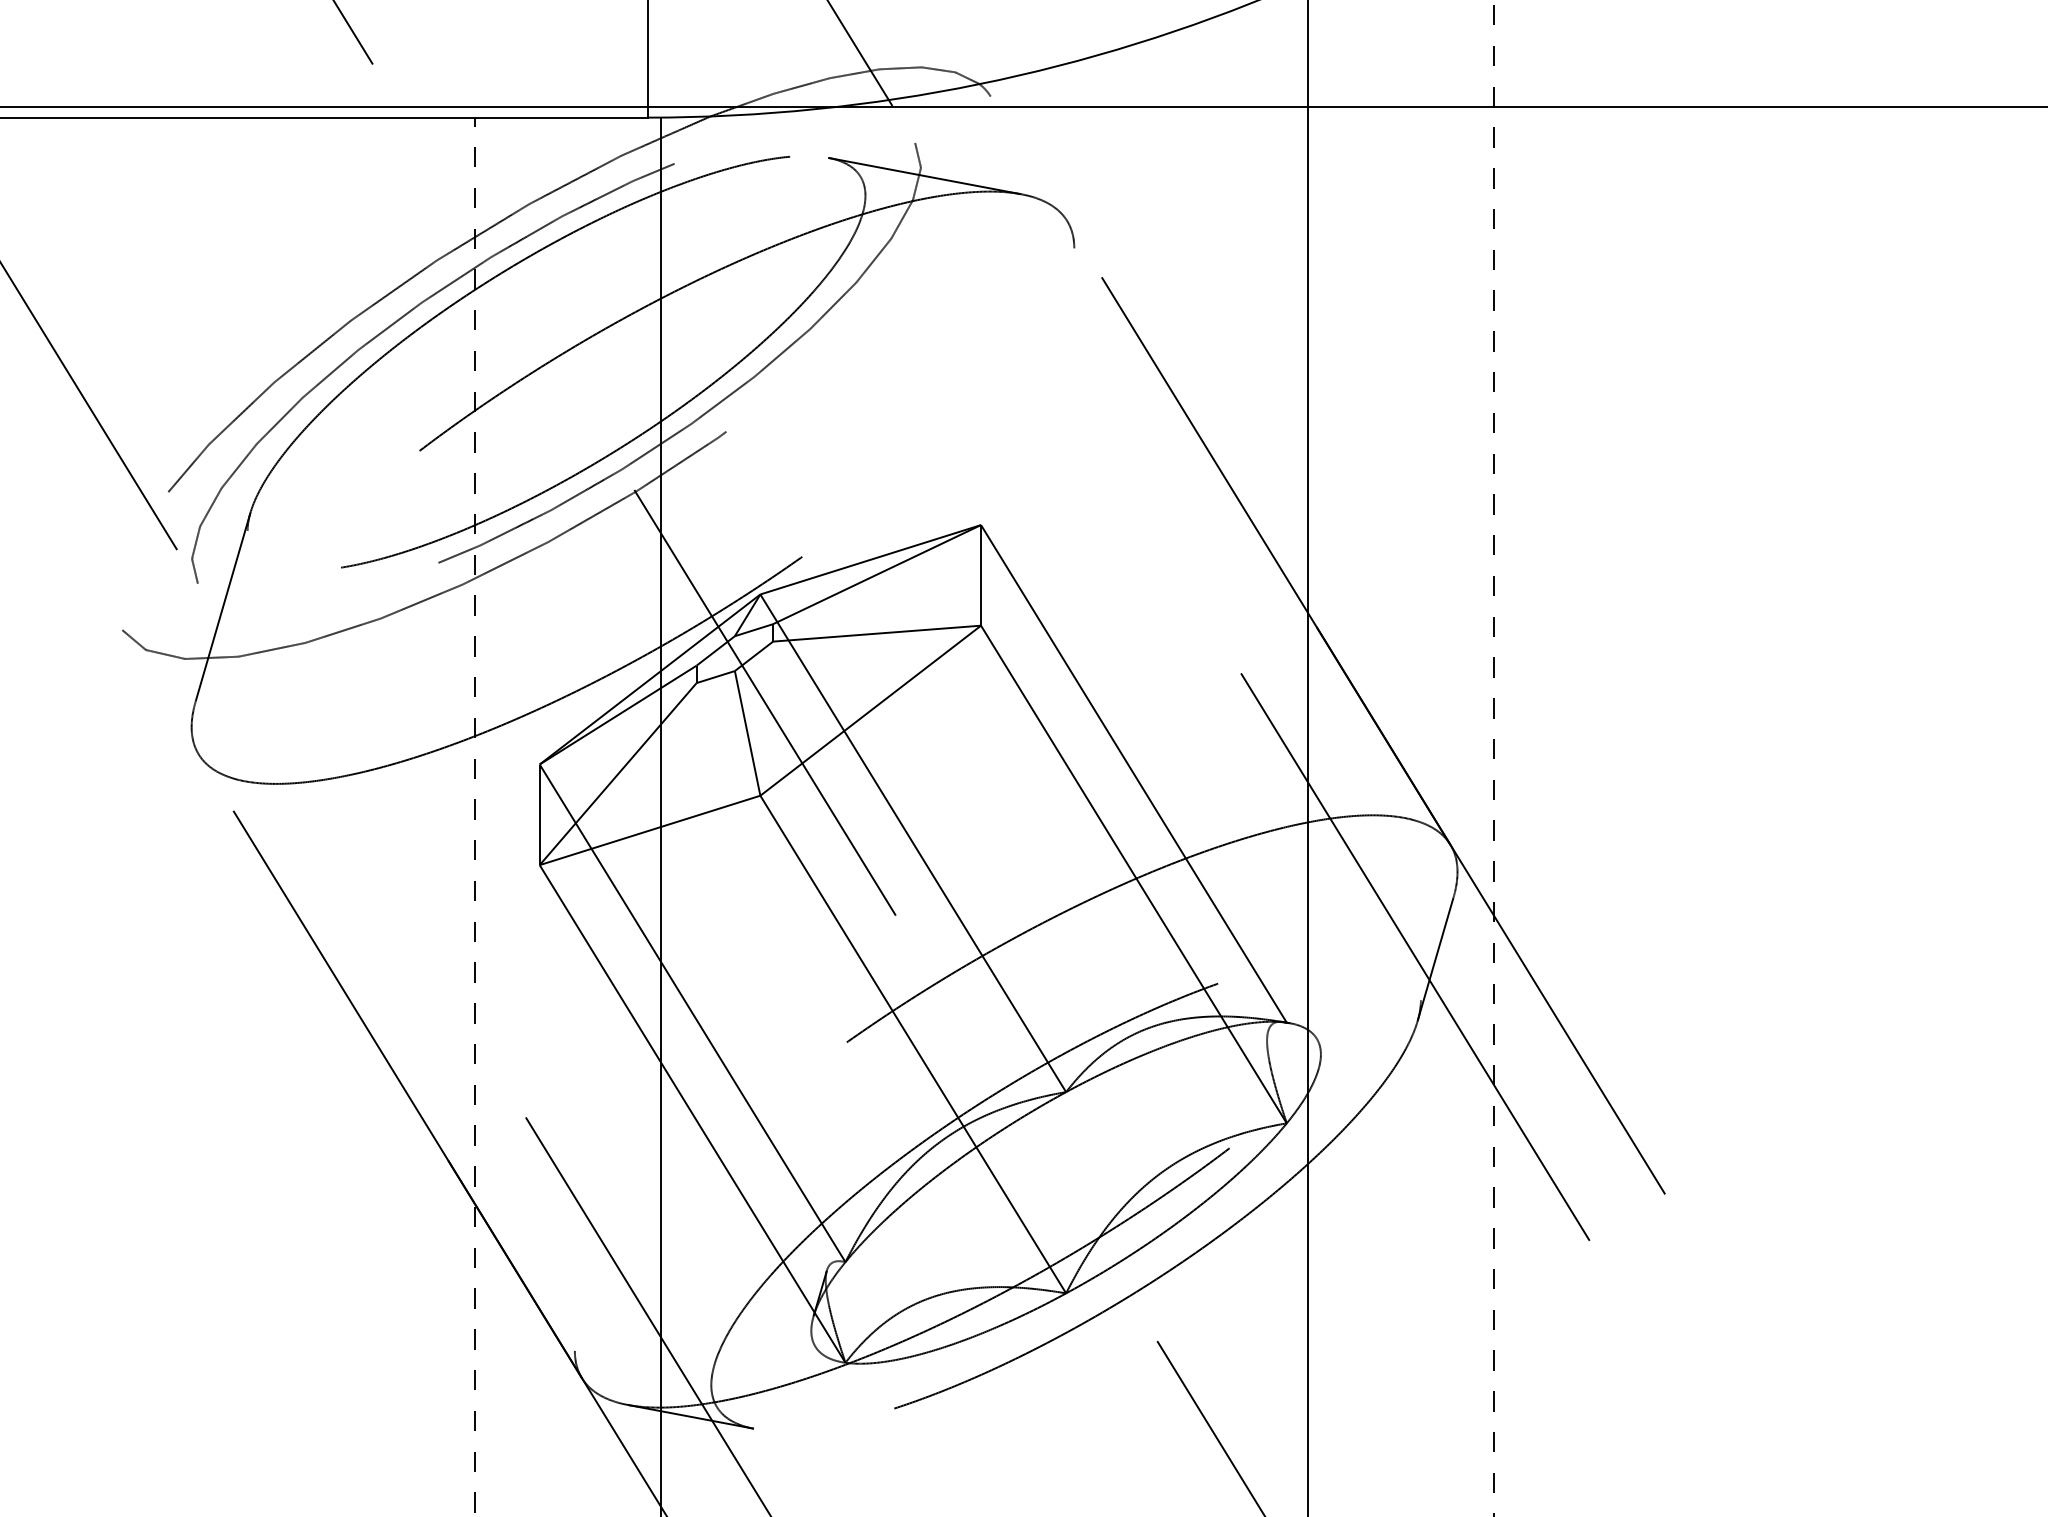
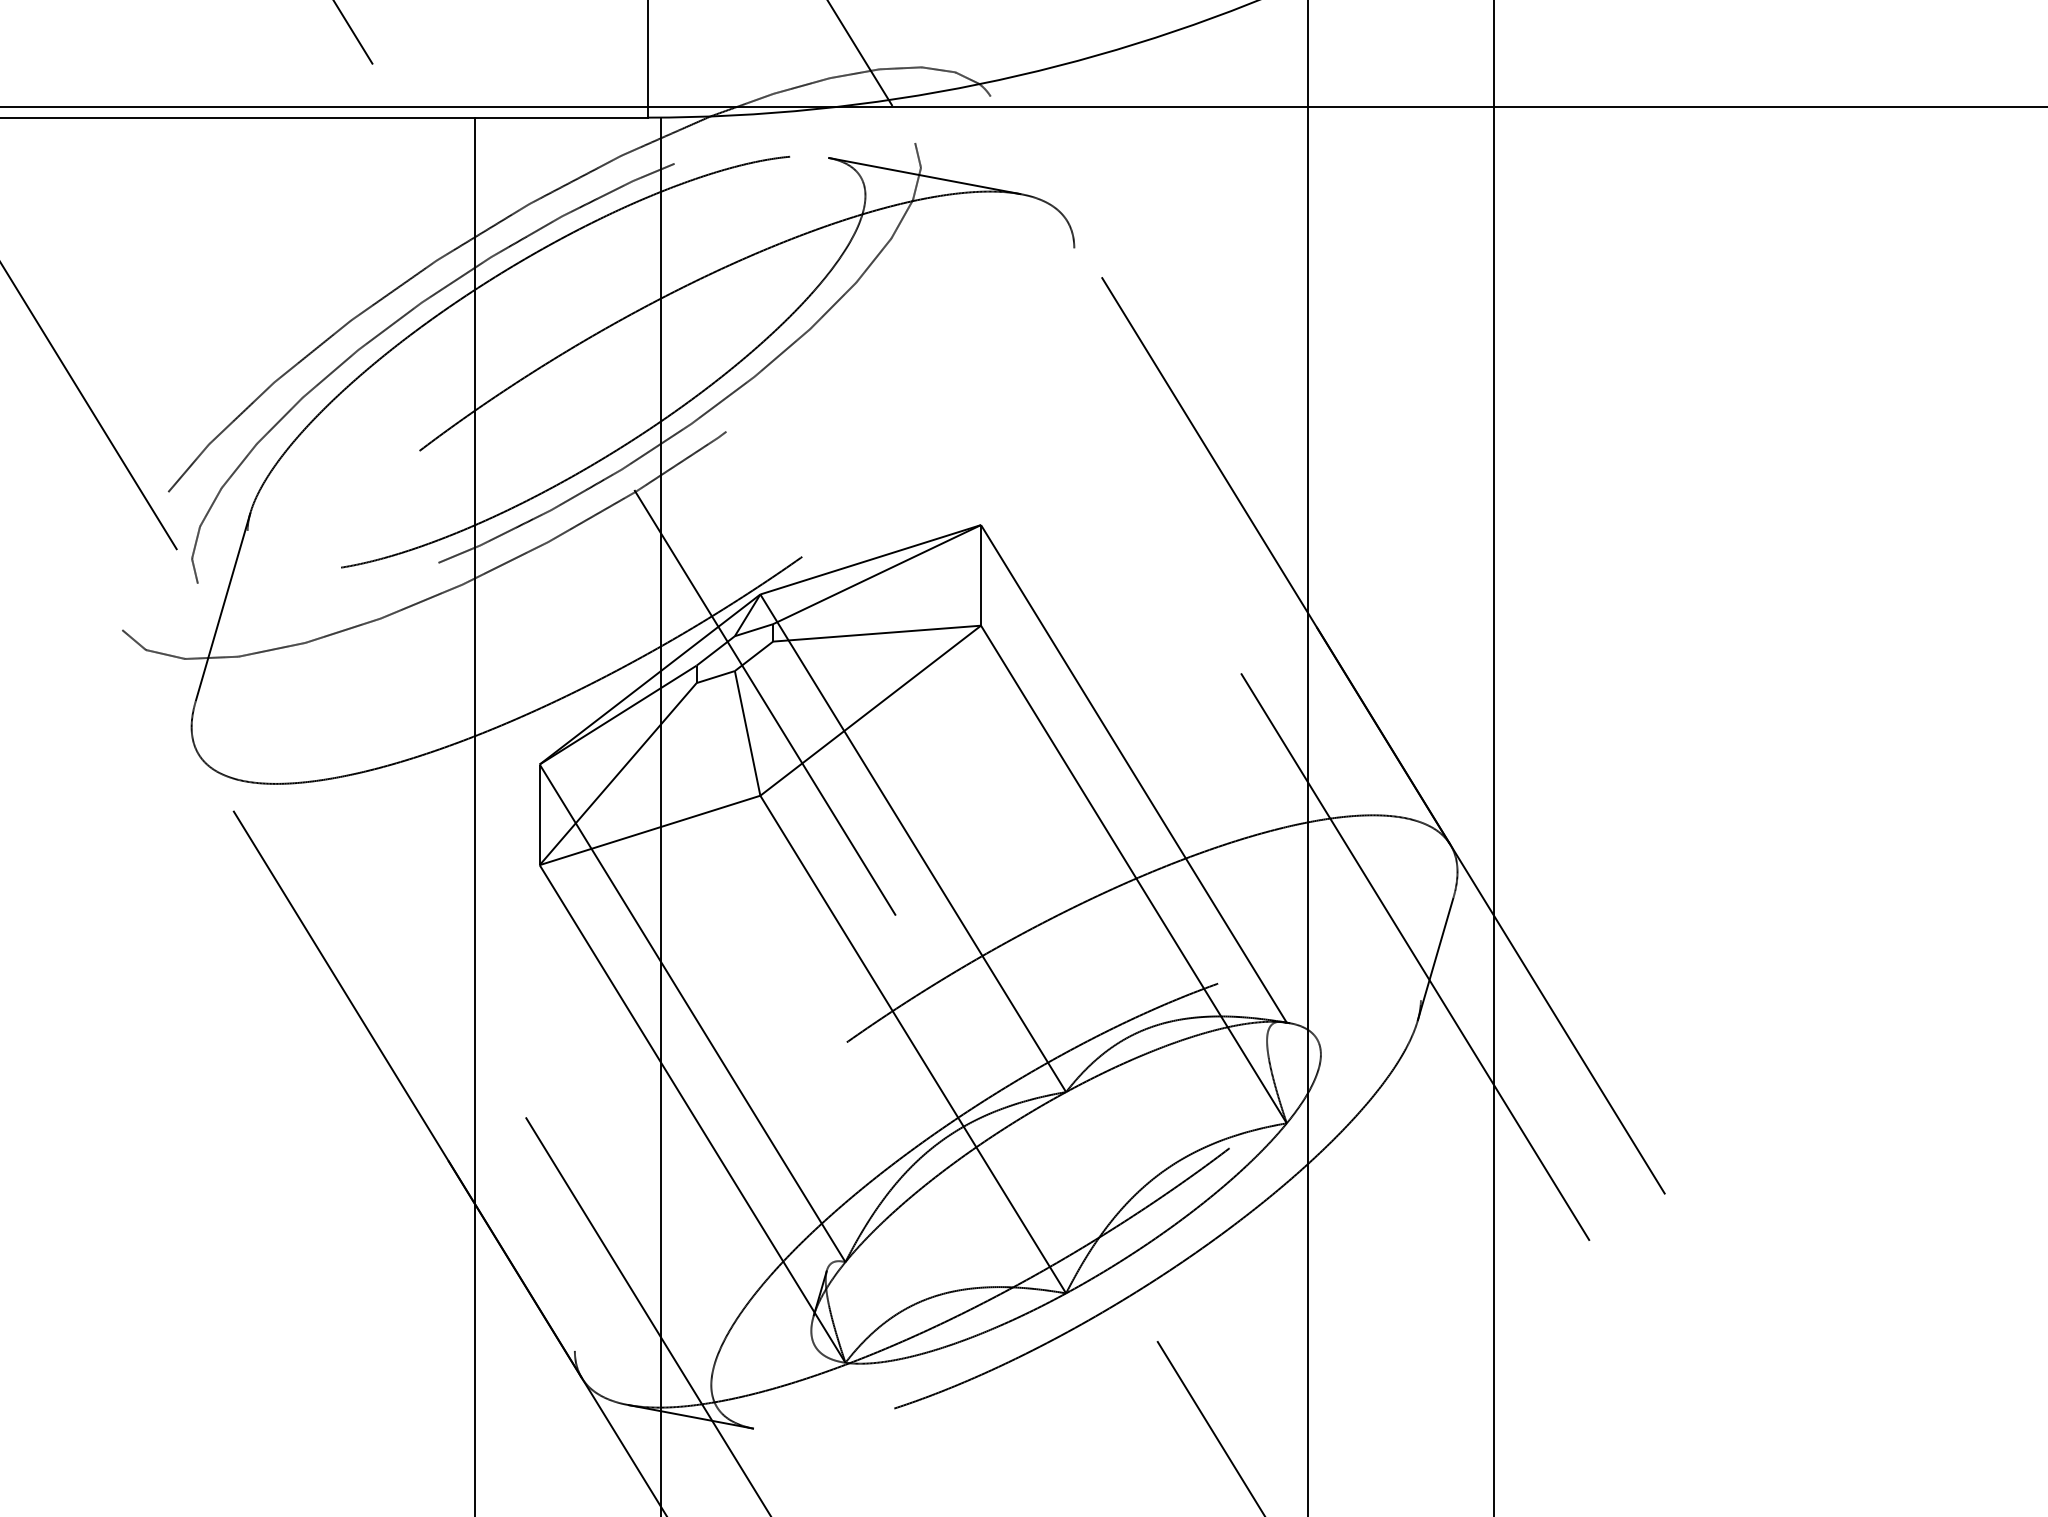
line: dashed -> solid (1494, 758)
line: dashed -> solid (474, 816)
